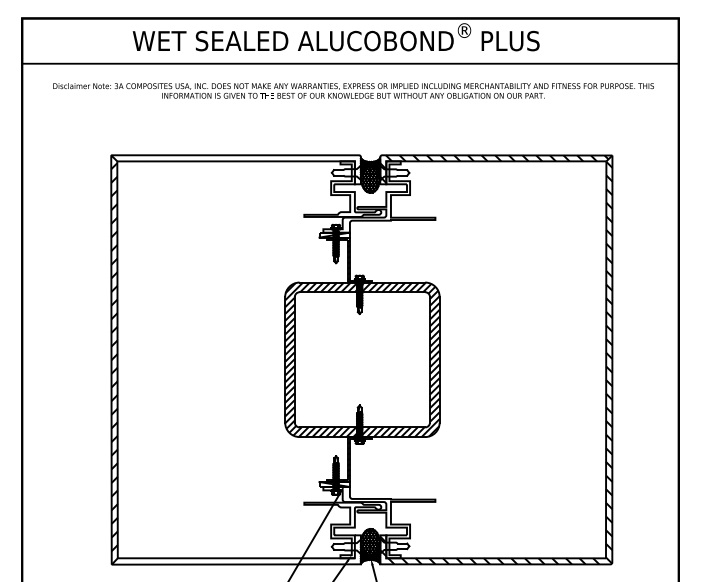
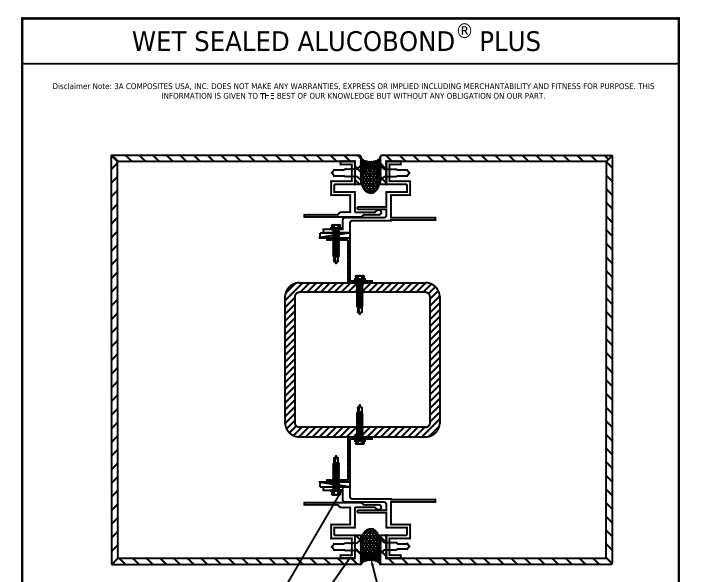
hatch: none -> present (236, 169)
hatch: none -> present (235, 549)
